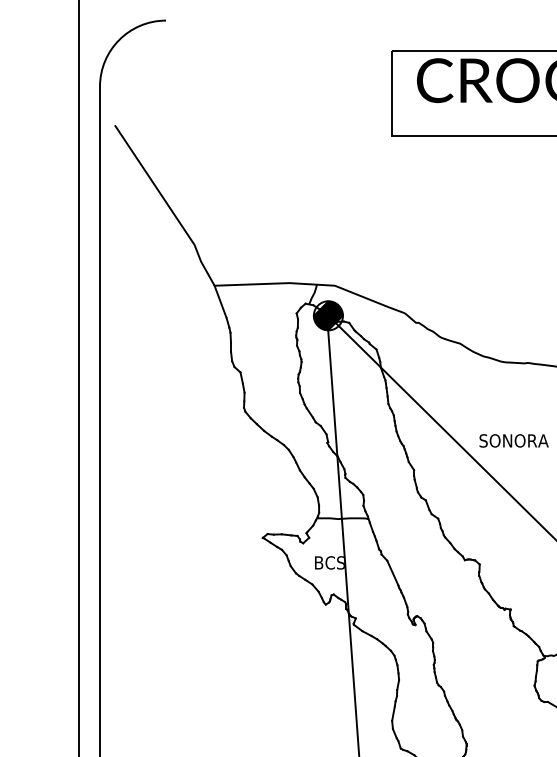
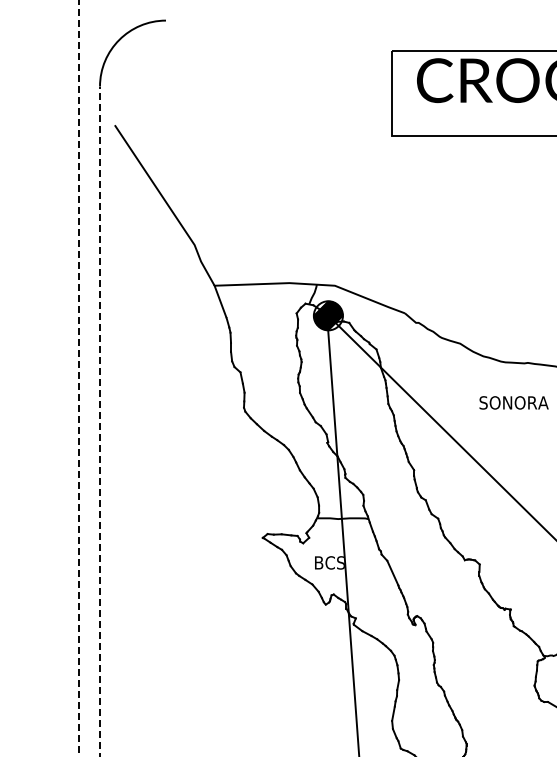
line: solid -> dashed (79, 378)
line: solid -> dashed (100, 421)
text position: (513, 440) -> (513, 402) (513, 402)
